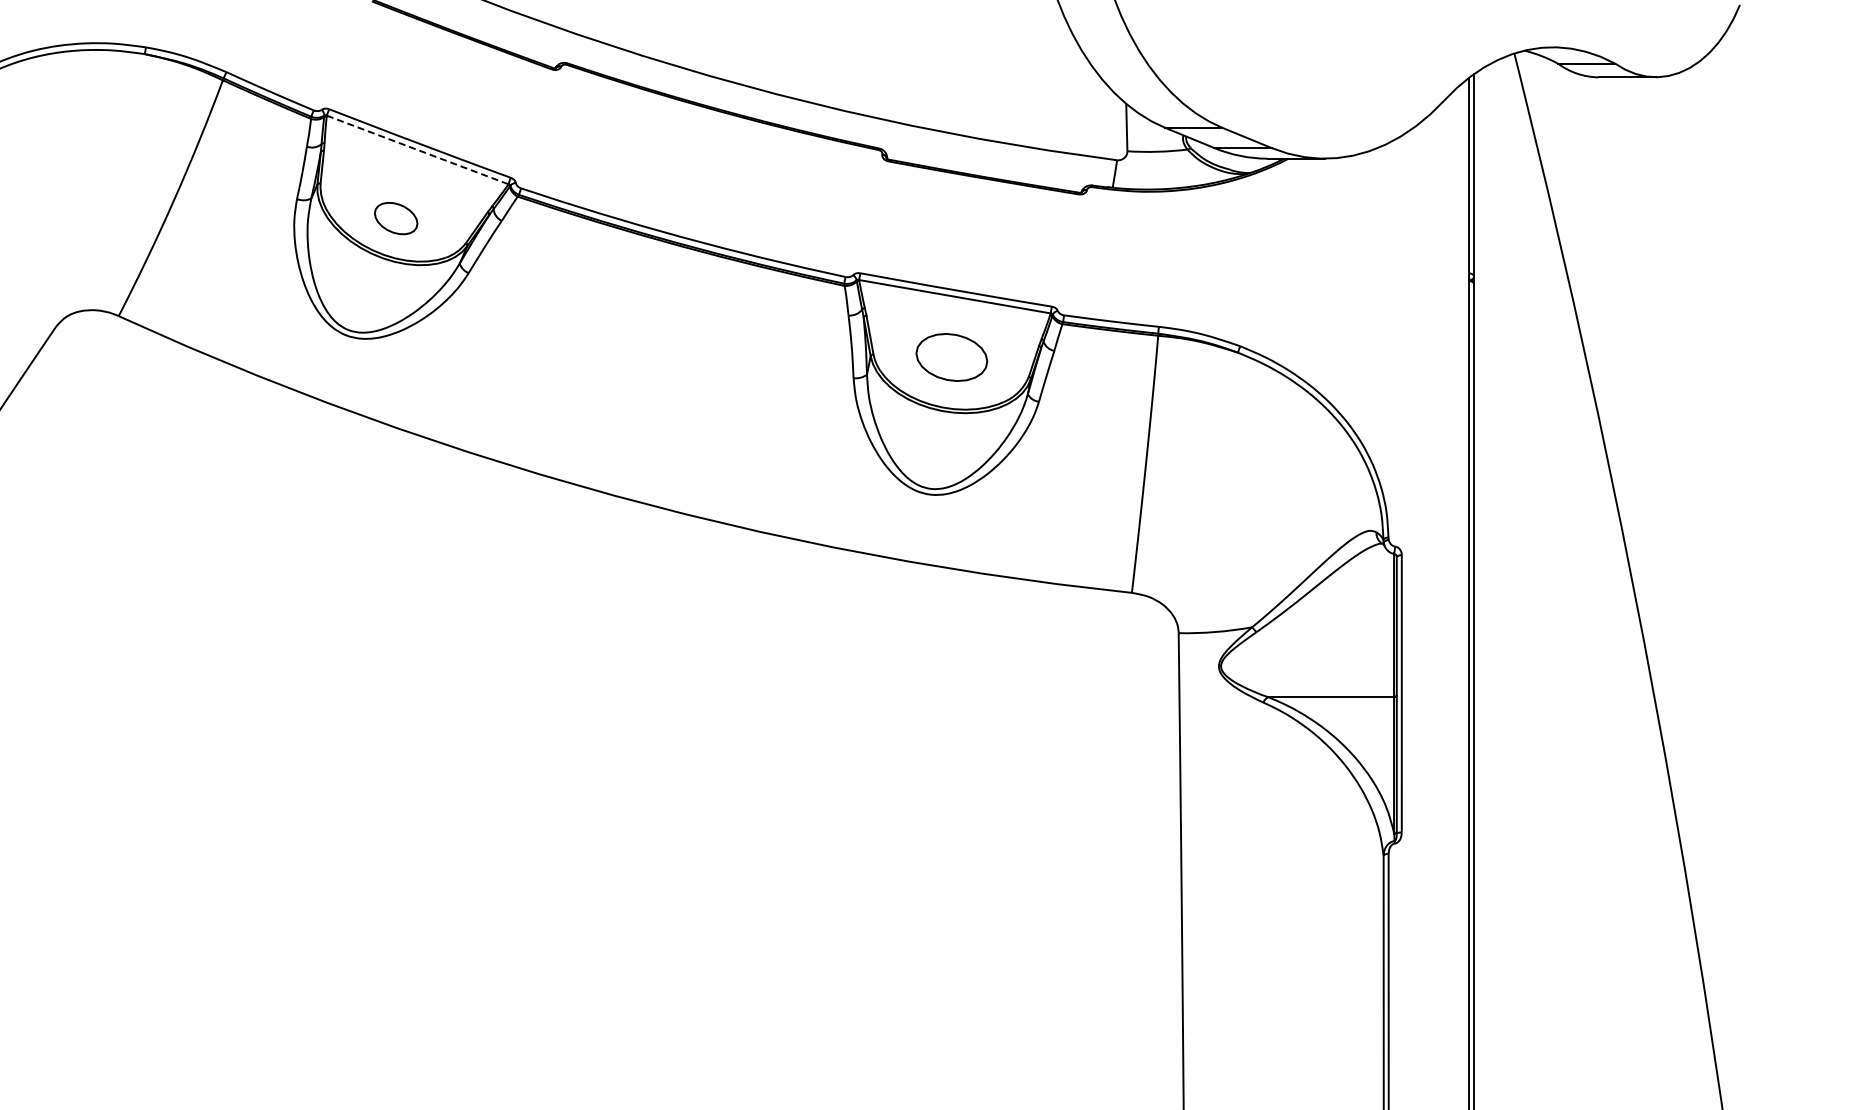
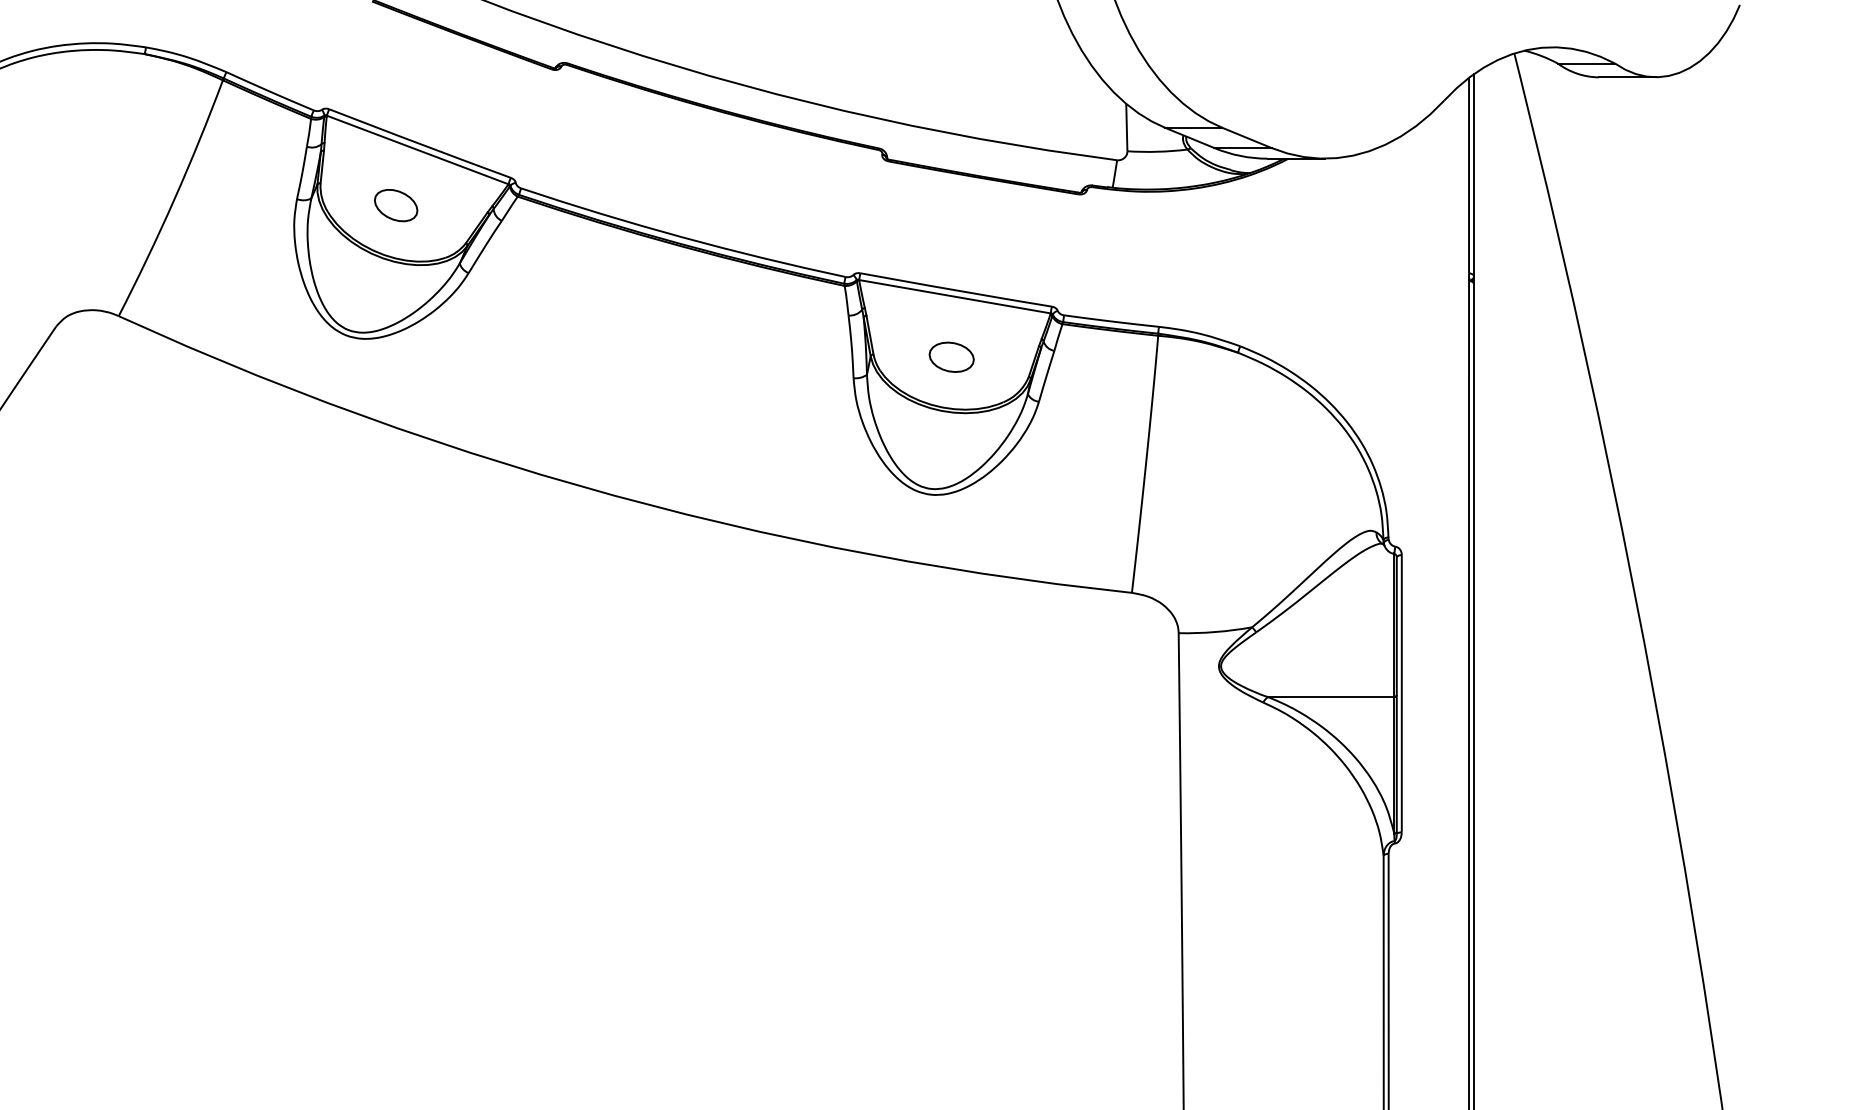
line: dashed -> solid (418, 150)
part position: (396, 218) -> (396, 205) (396, 205)
part size: 74x49 px -> 47x32 px (951, 356)
